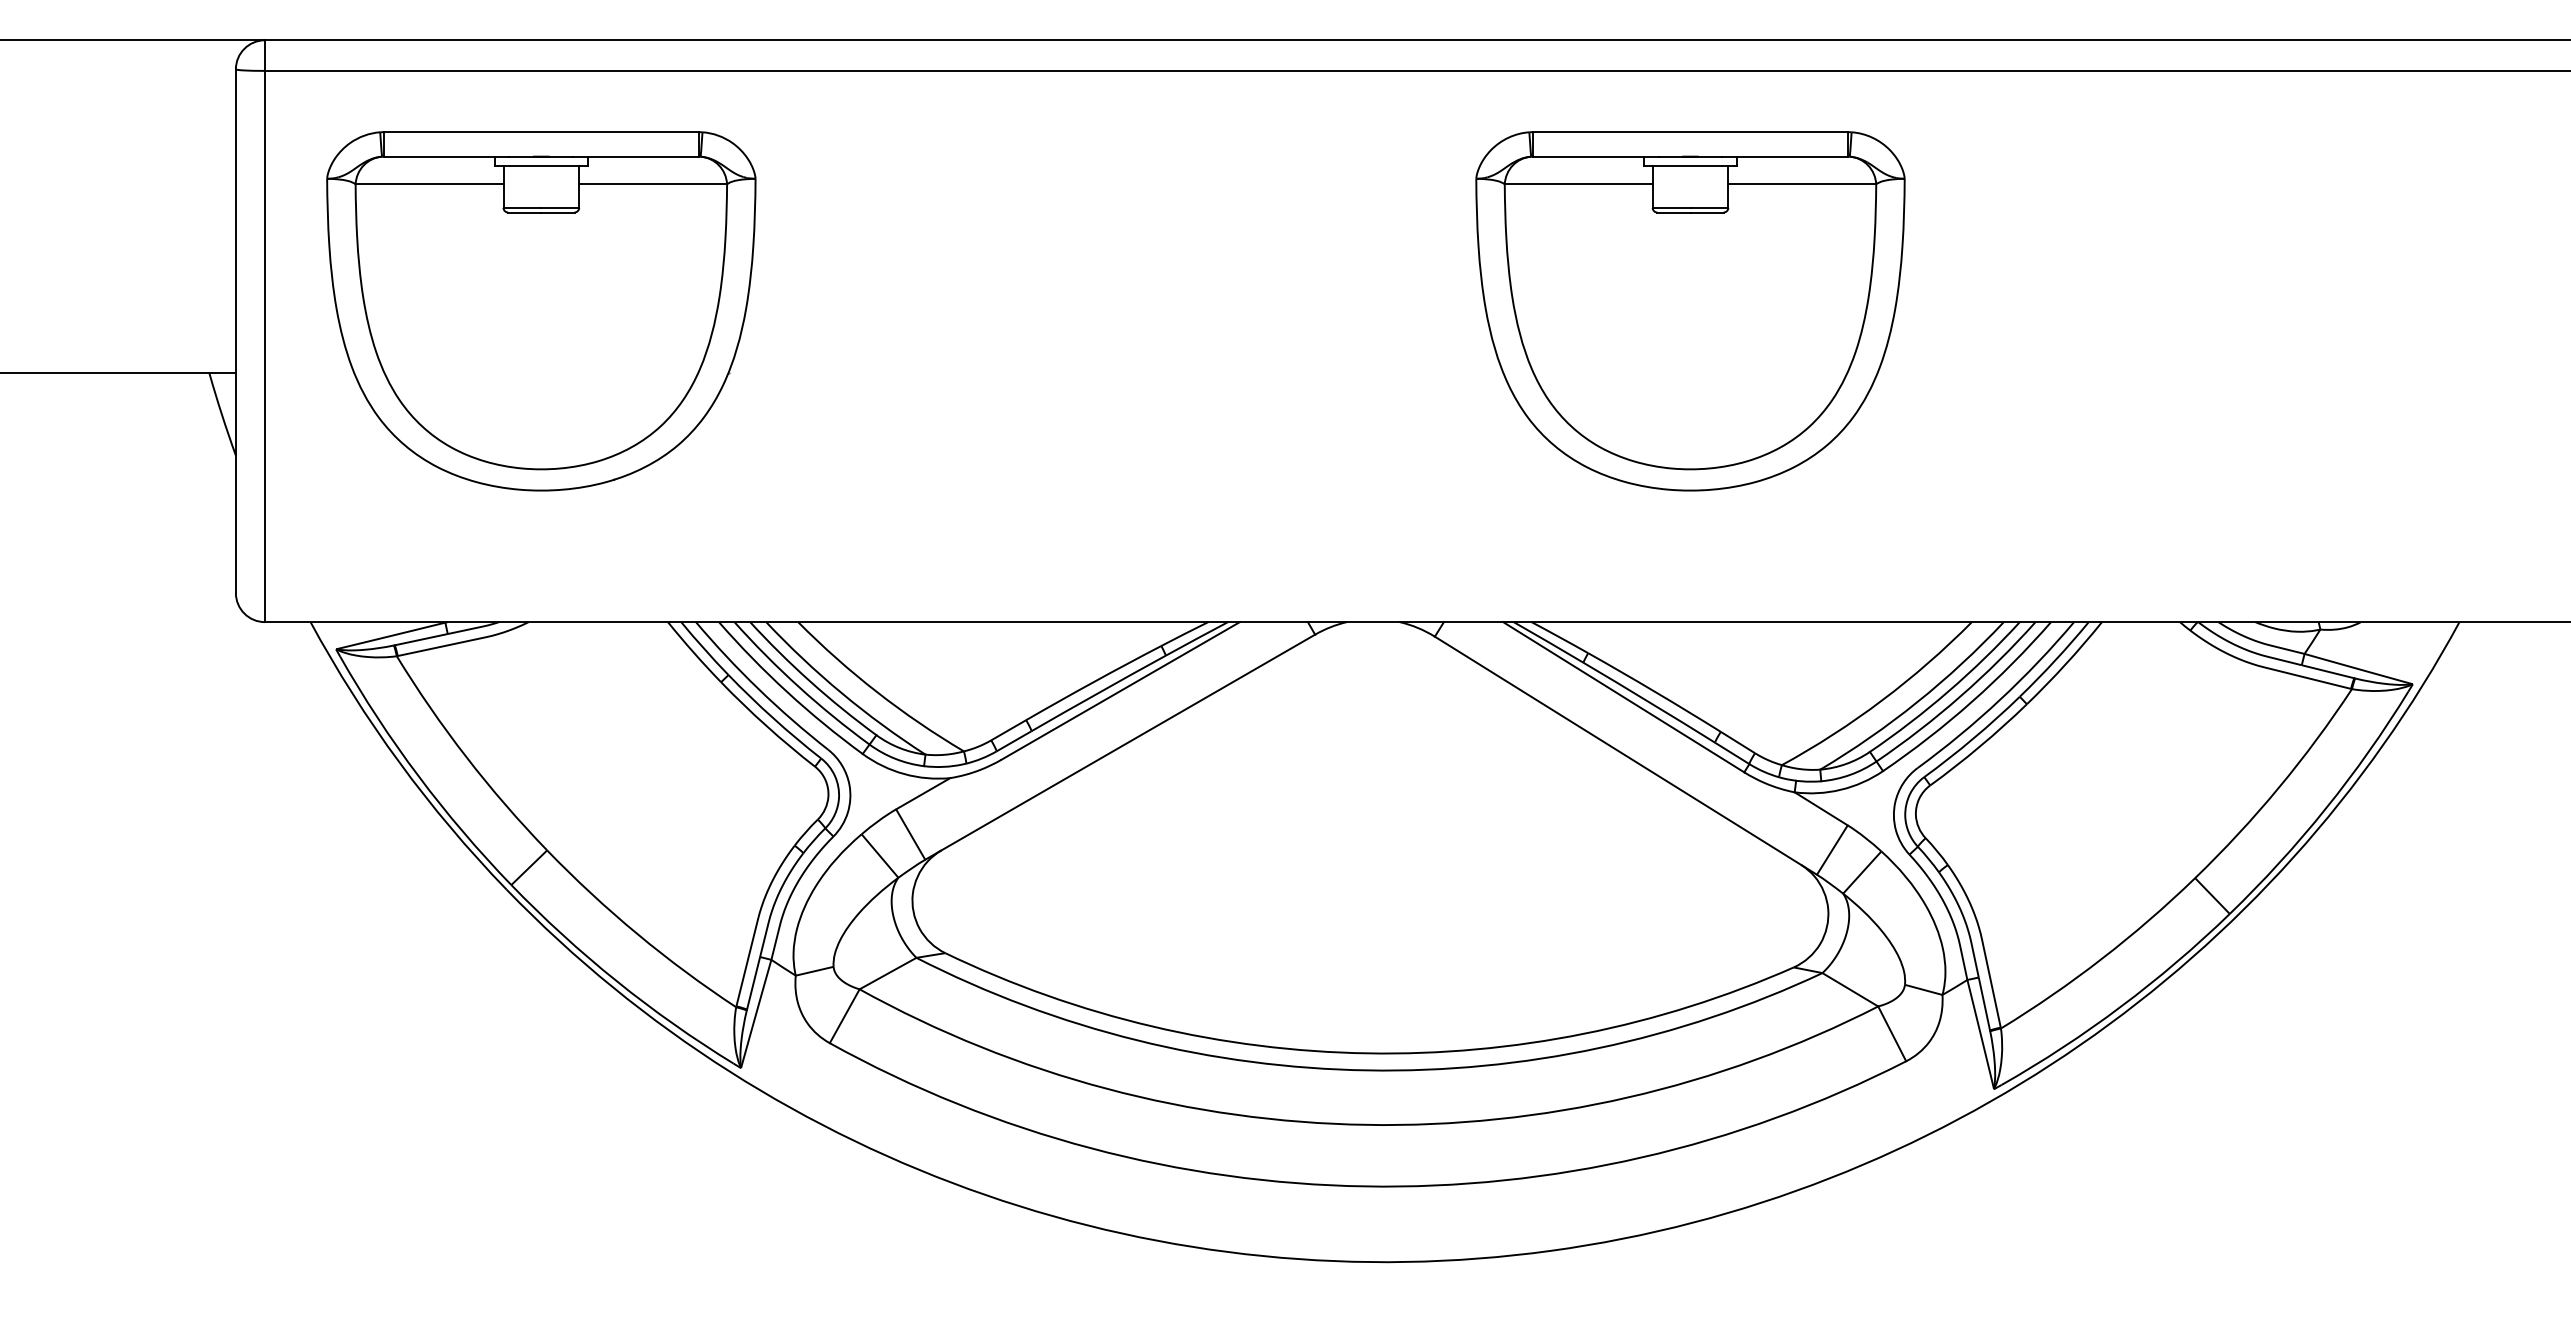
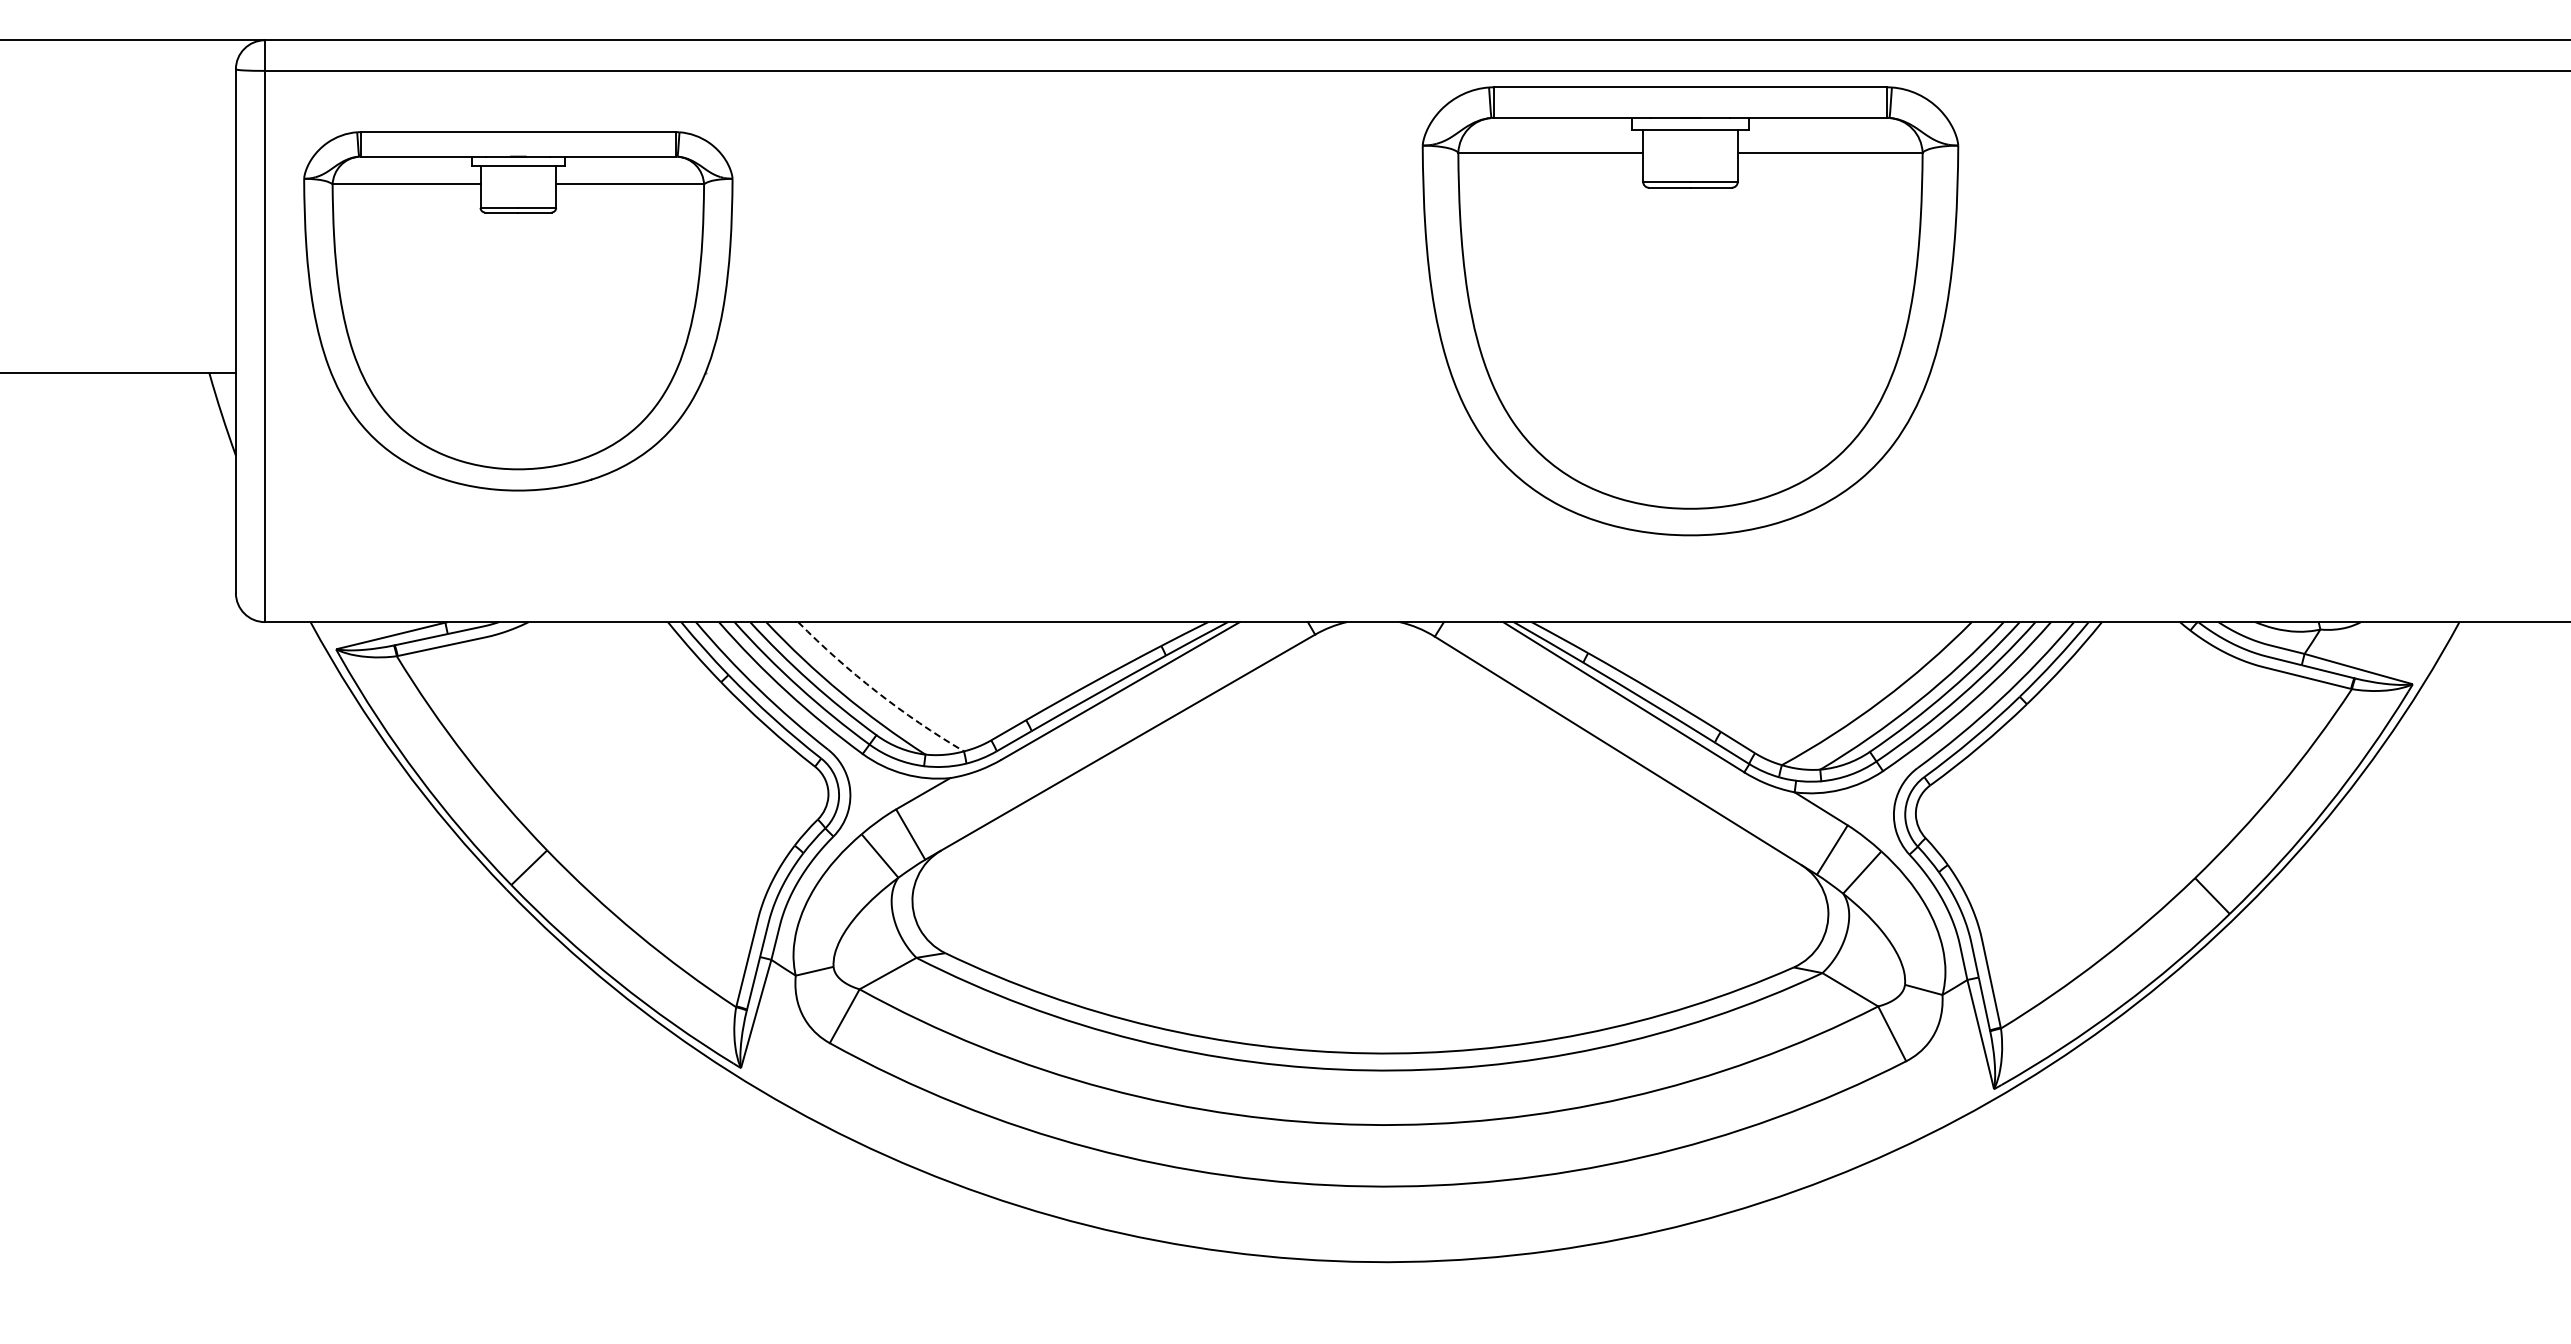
part position: (541, 311) -> (518, 311) (518, 311)
part size: 431x361 px -> 539x451 px (1690, 311)
arc: solid -> dashed (876, 692)
